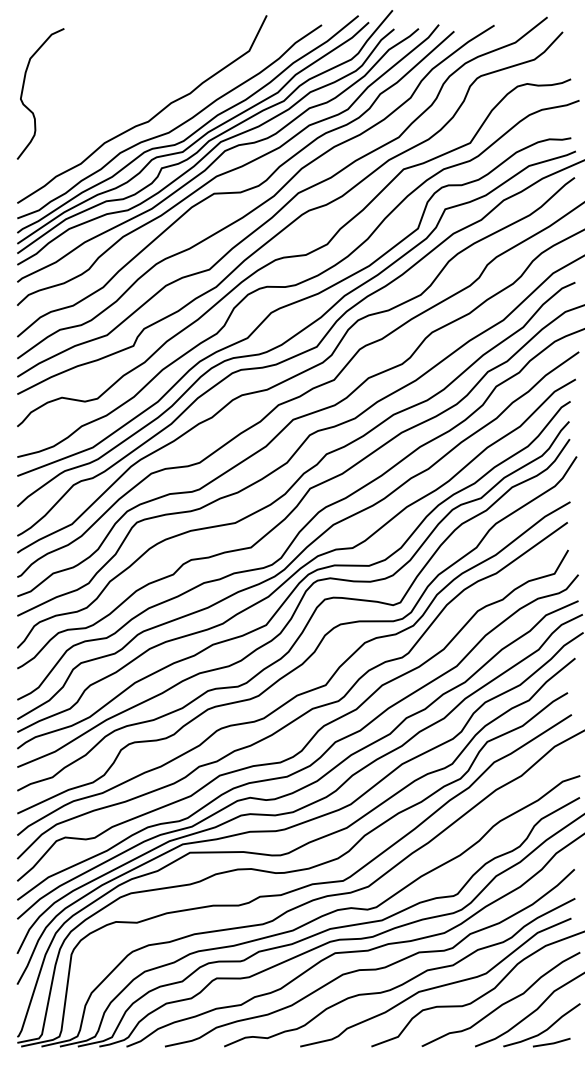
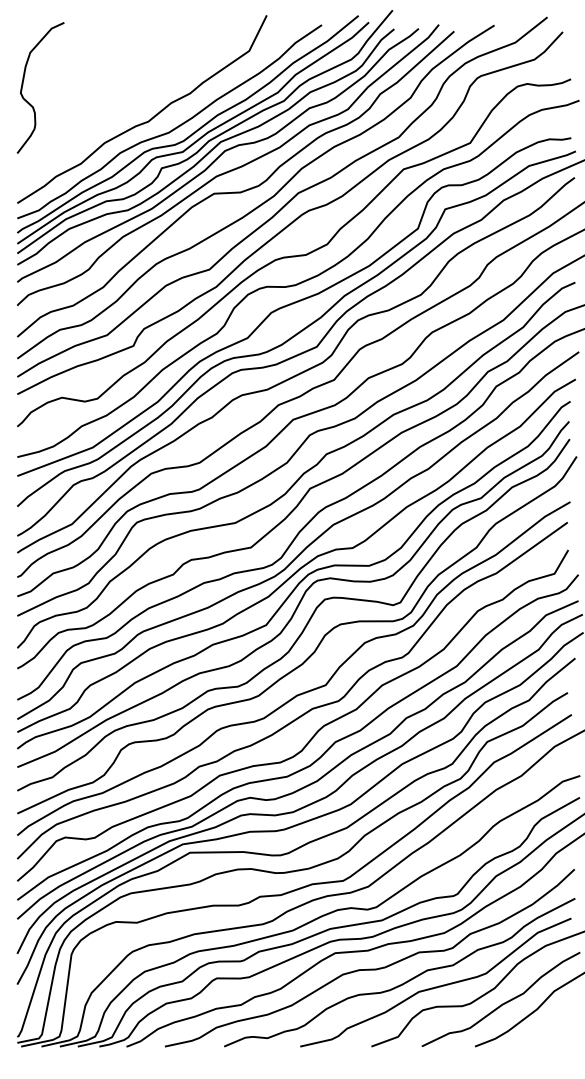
curve position: (23, 91) -> (23, 85) (23, 85)
part: present -> none (541, 1025)
